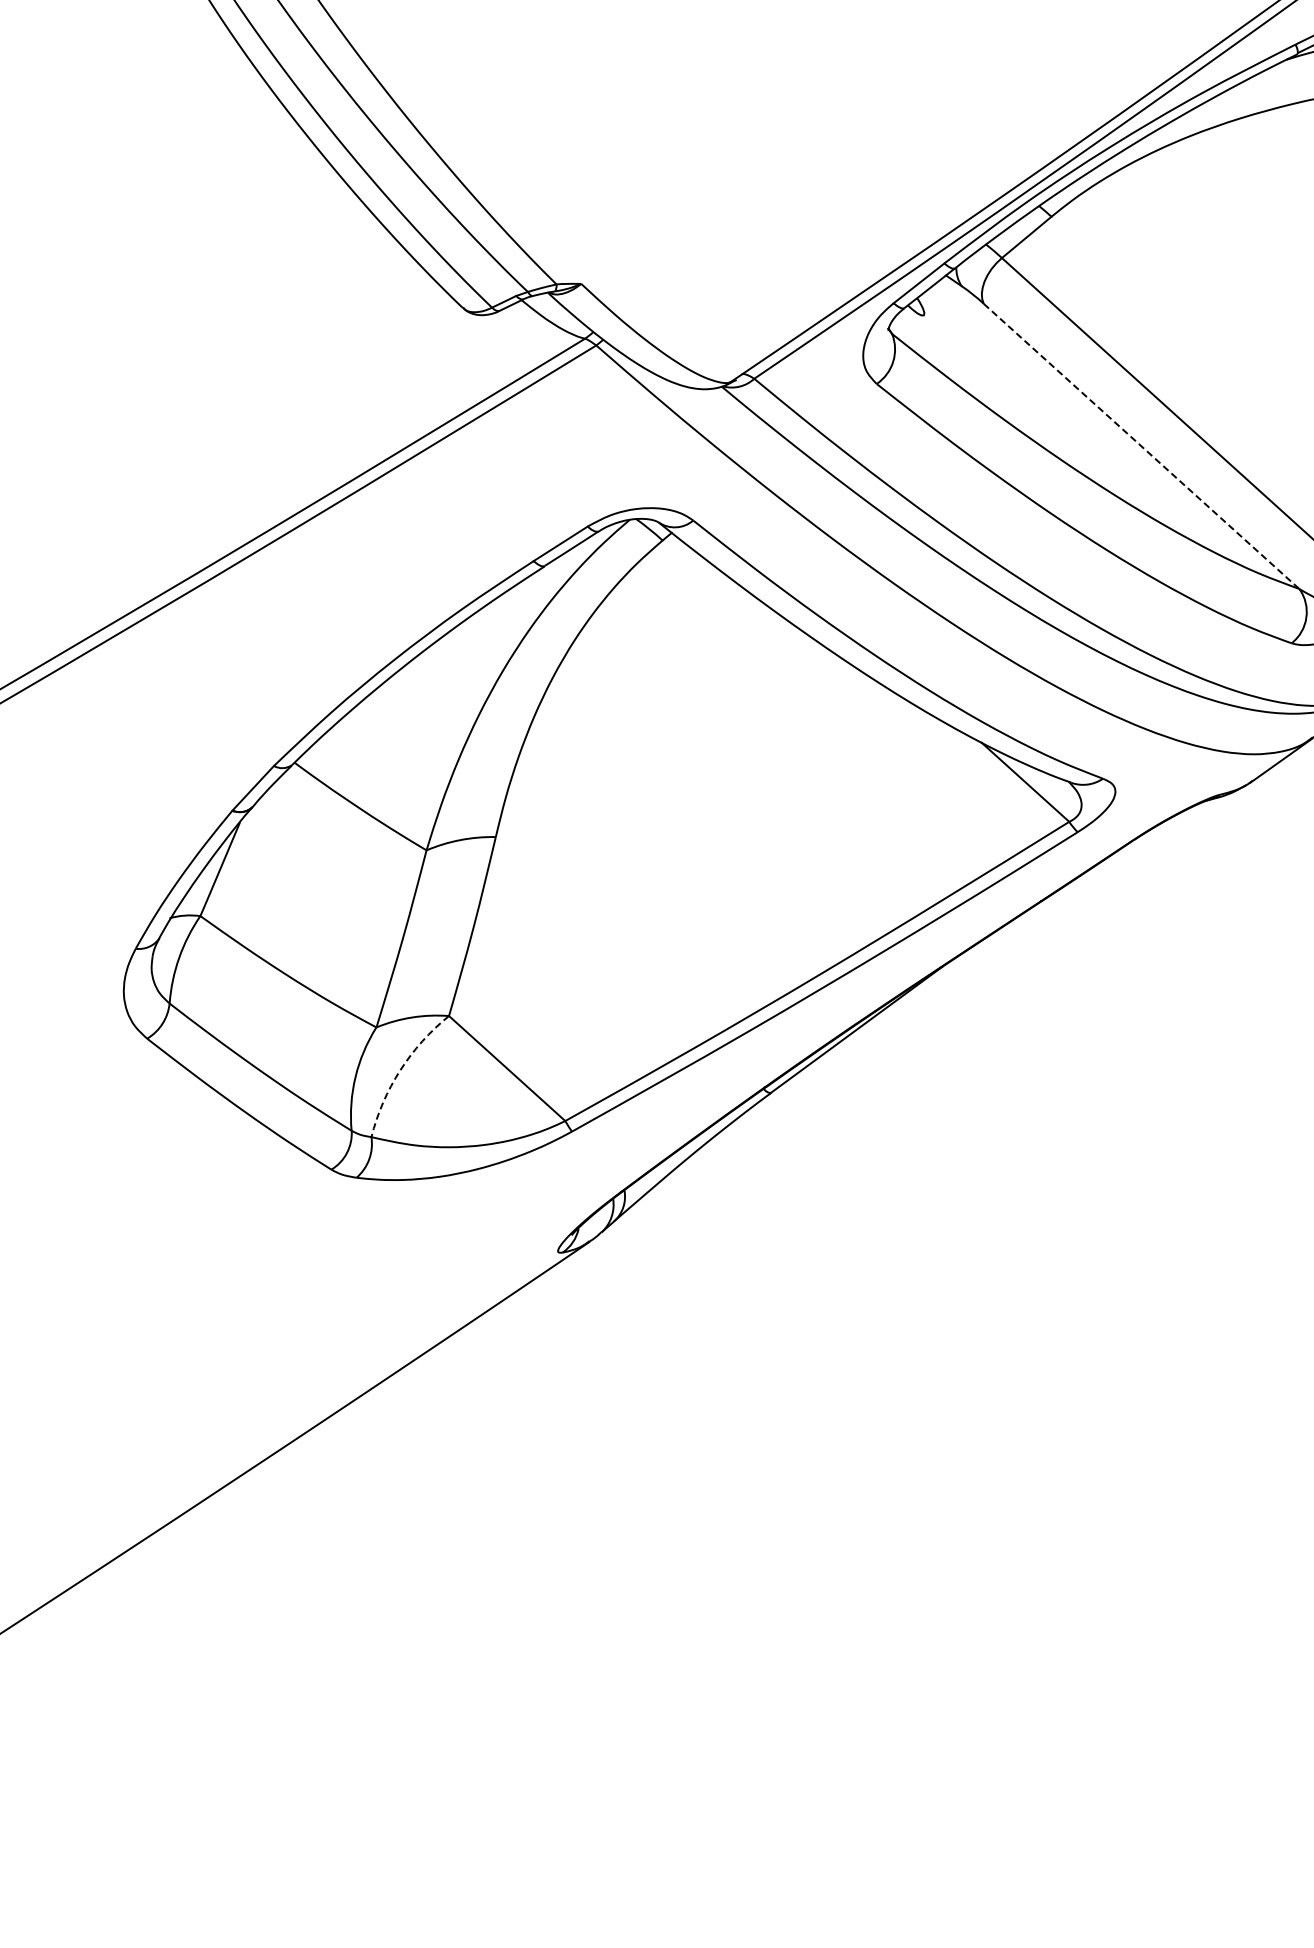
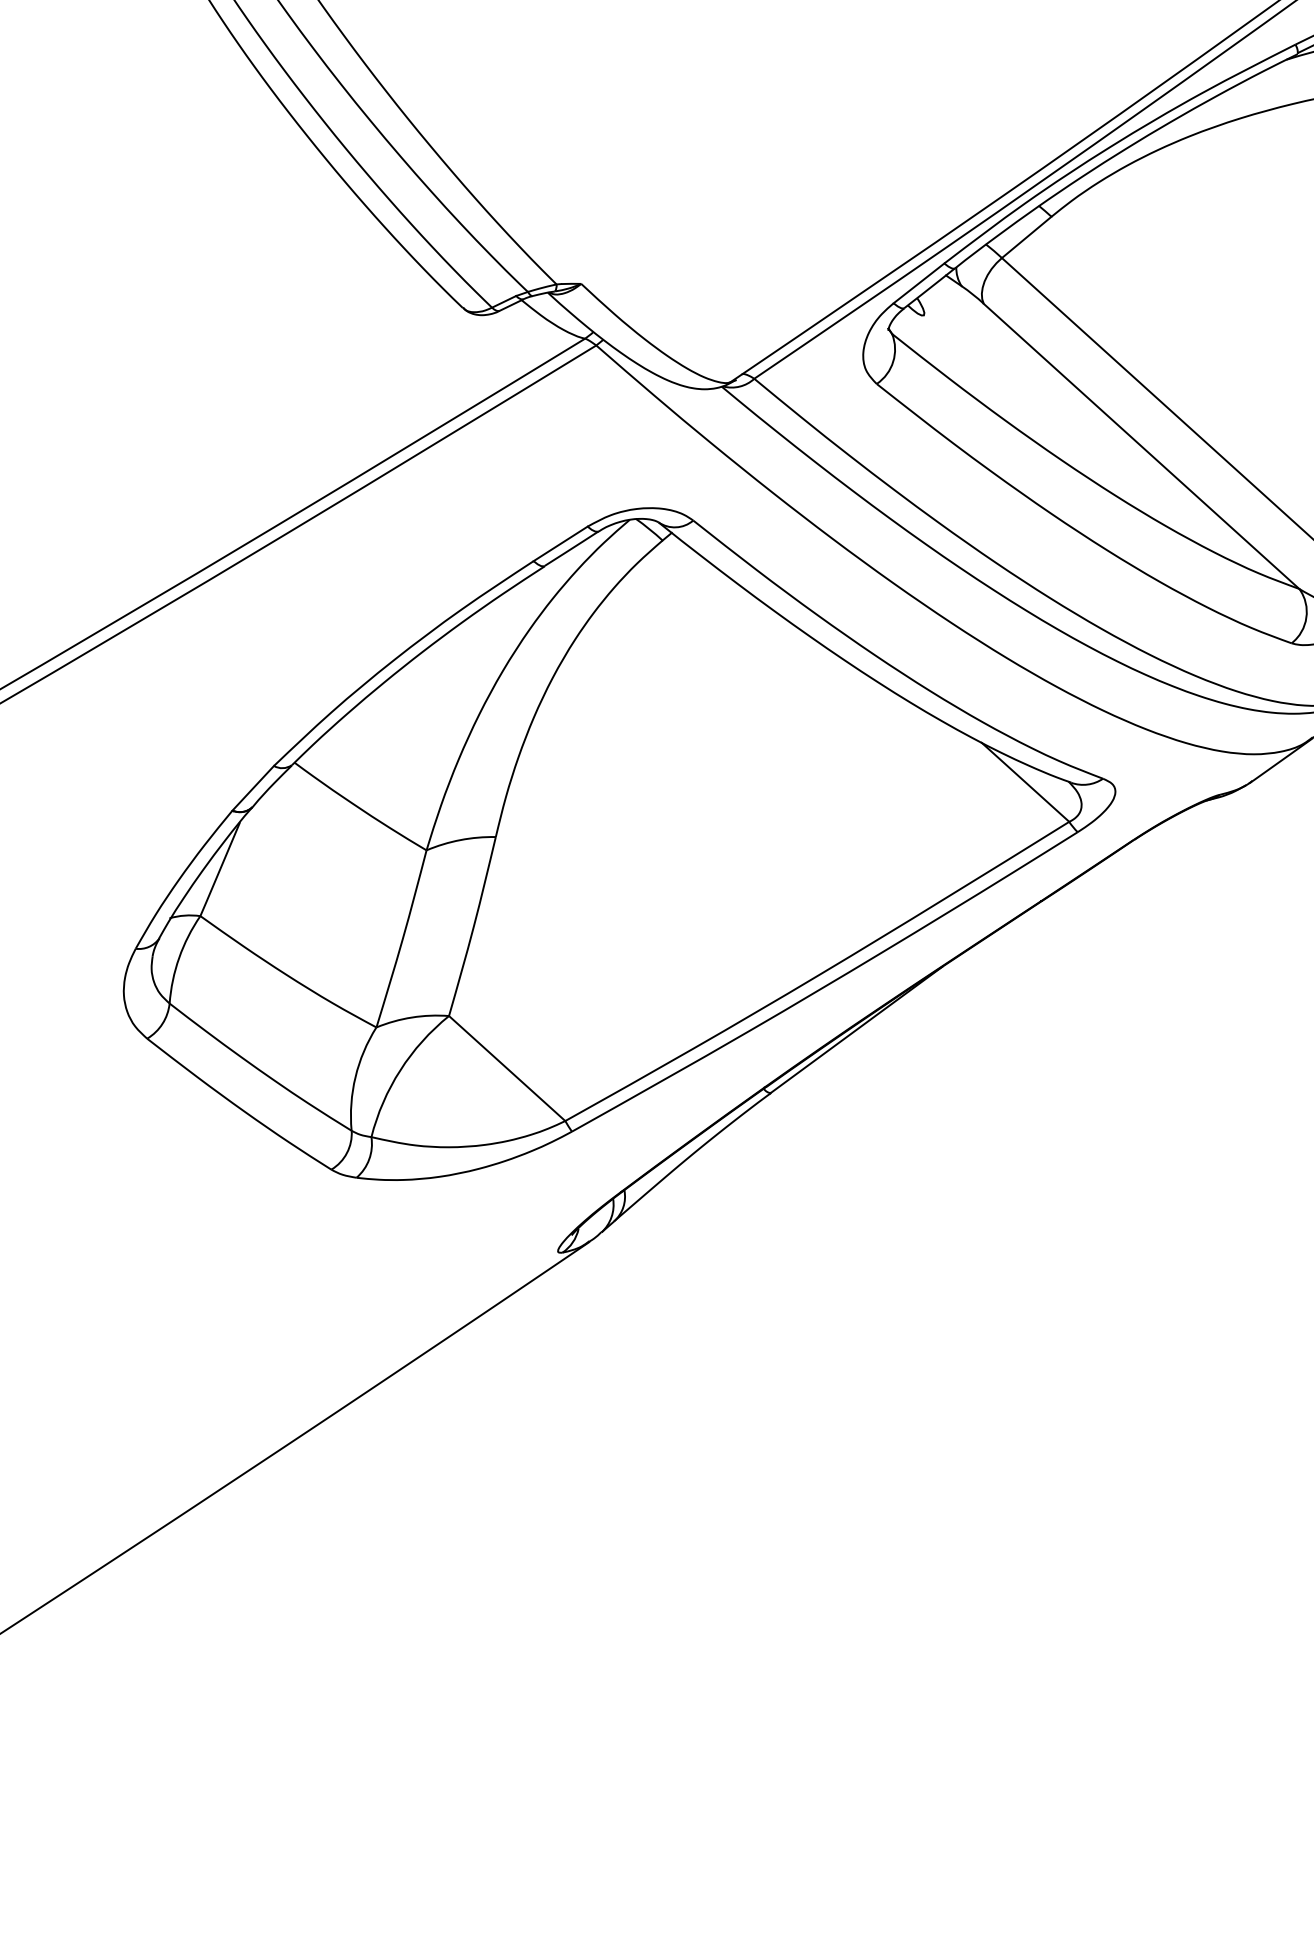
line: dashed -> solid (1141, 446)
arc: dashed -> solid (400, 1070)
